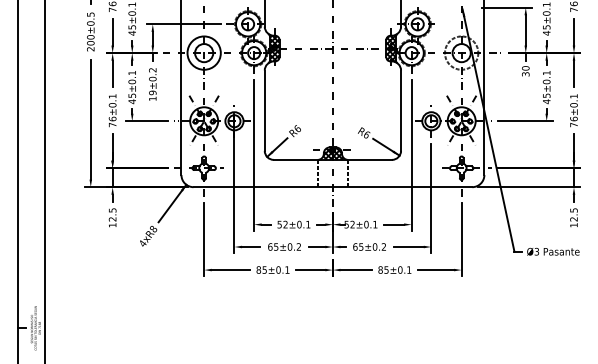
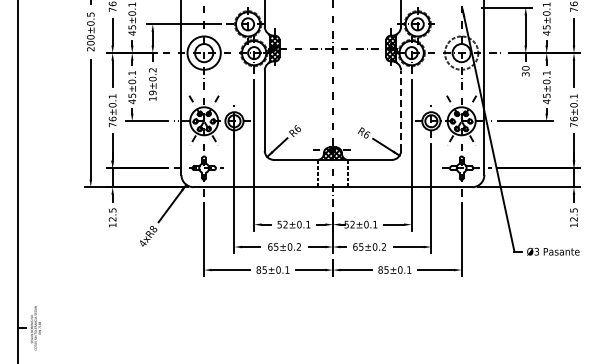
line: solid -> dashed (401, 110)
line: present -> none (45, 181)
